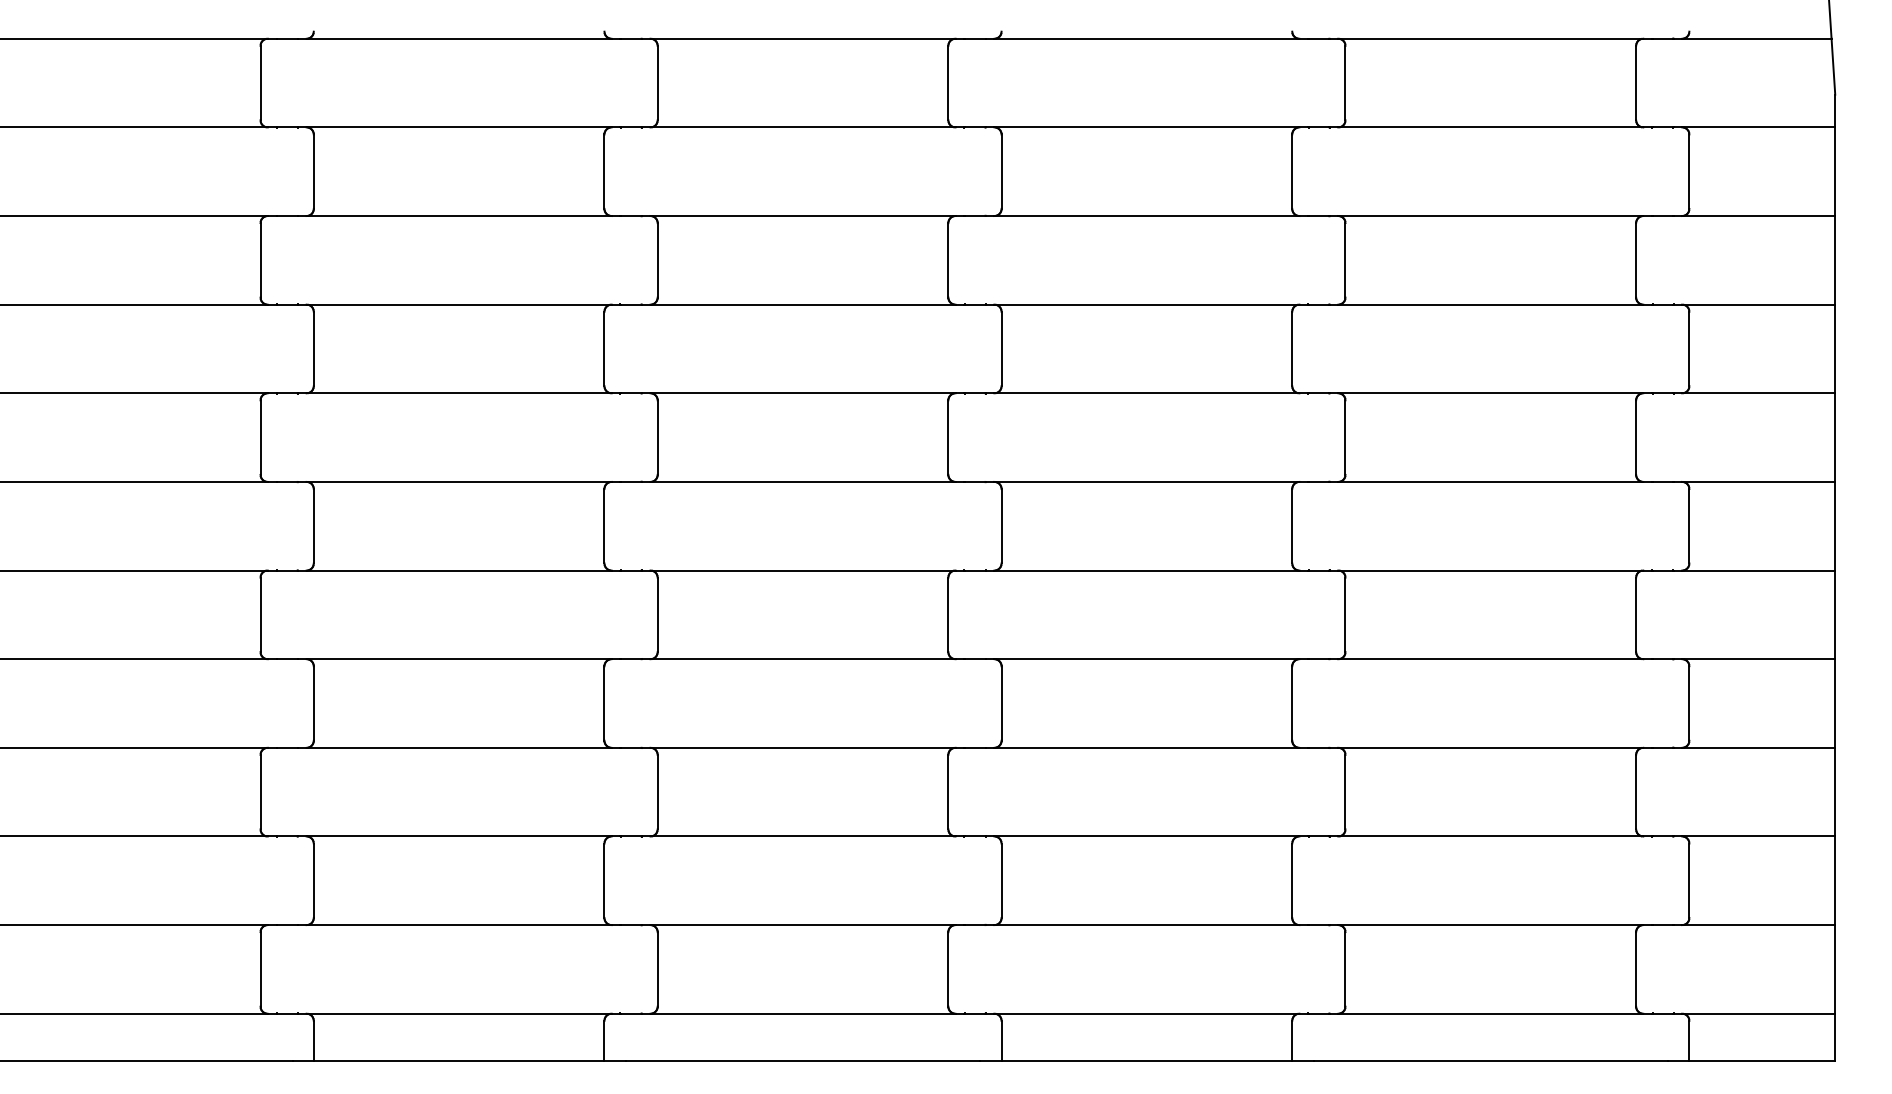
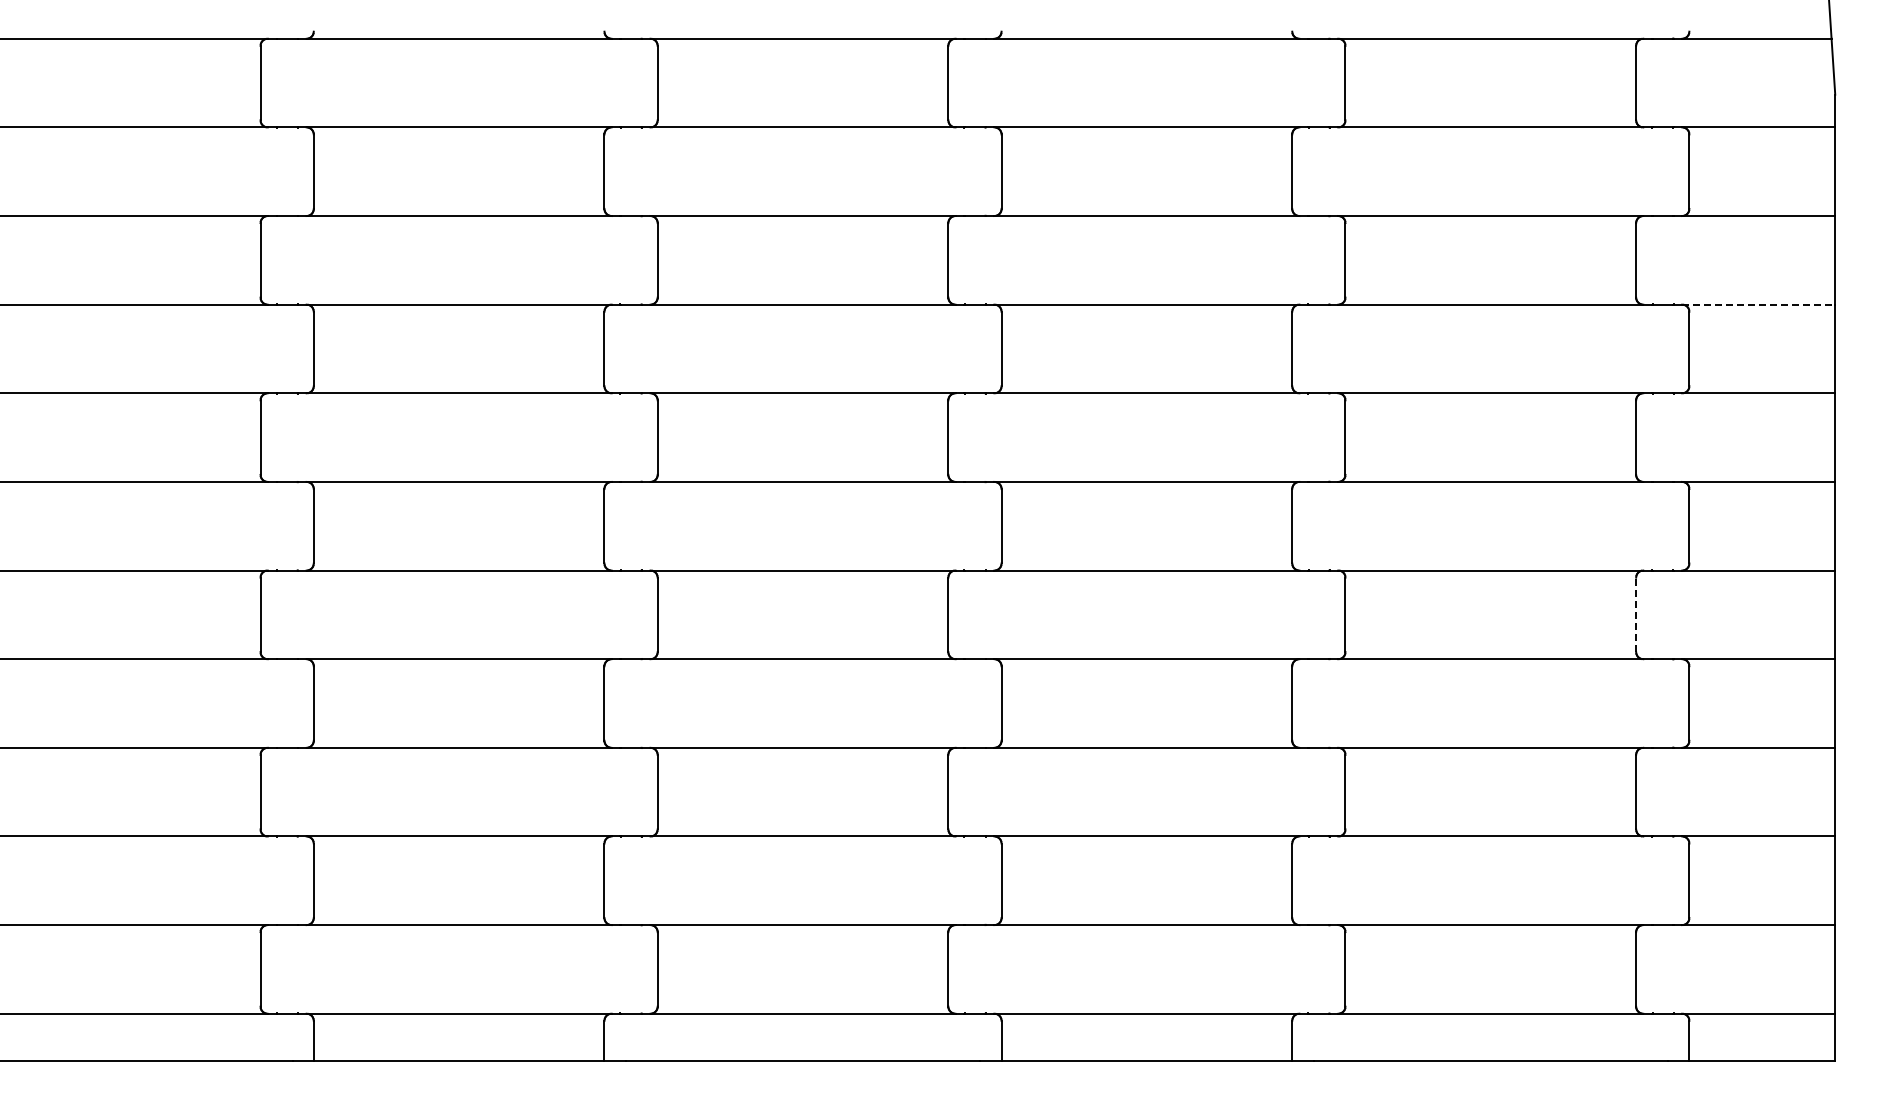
line: solid -> dashed (1758, 304)
line: solid -> dashed (1636, 614)
